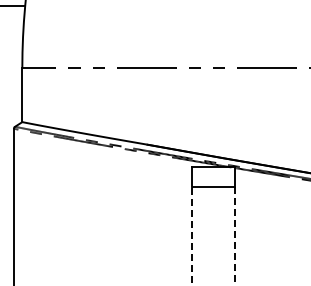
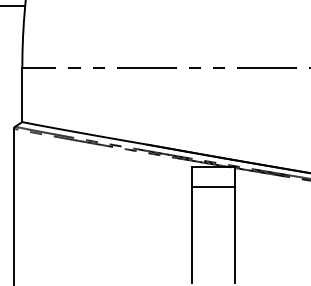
line: dashed -> solid (192, 234)
line: dashed -> solid (234, 235)
